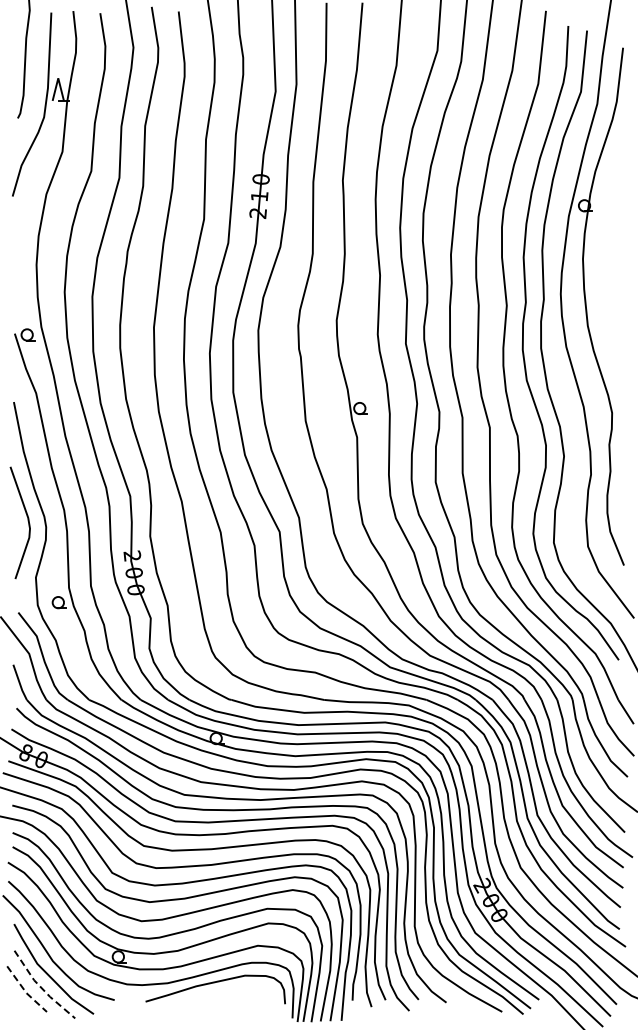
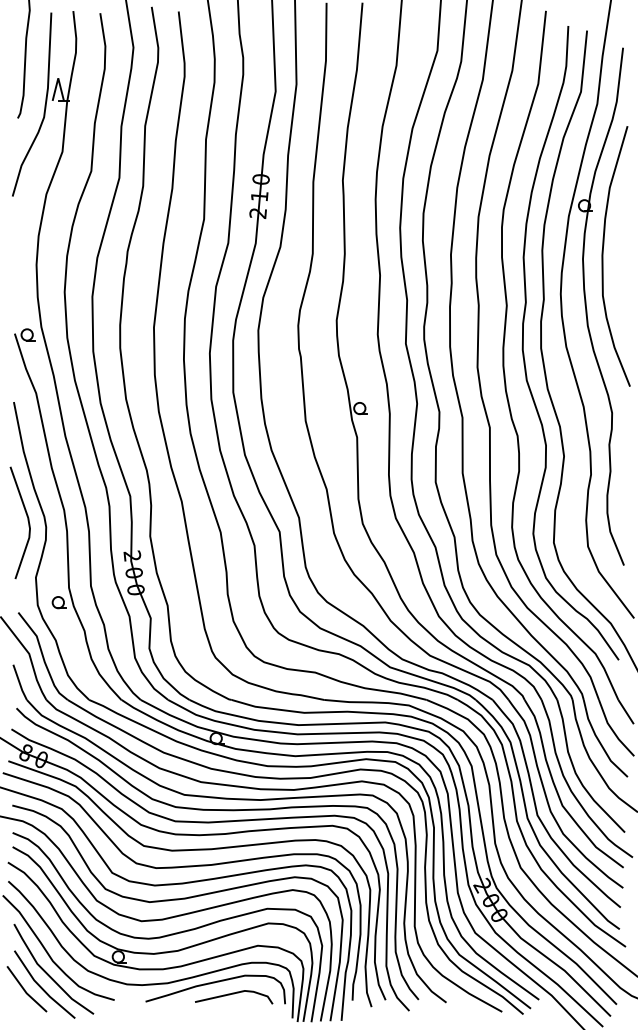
curve: none -> present (603, 256)
line: dashed -> solid (41, 988)
line: dashed -> solid (25, 991)
line: none -> present (234, 994)
